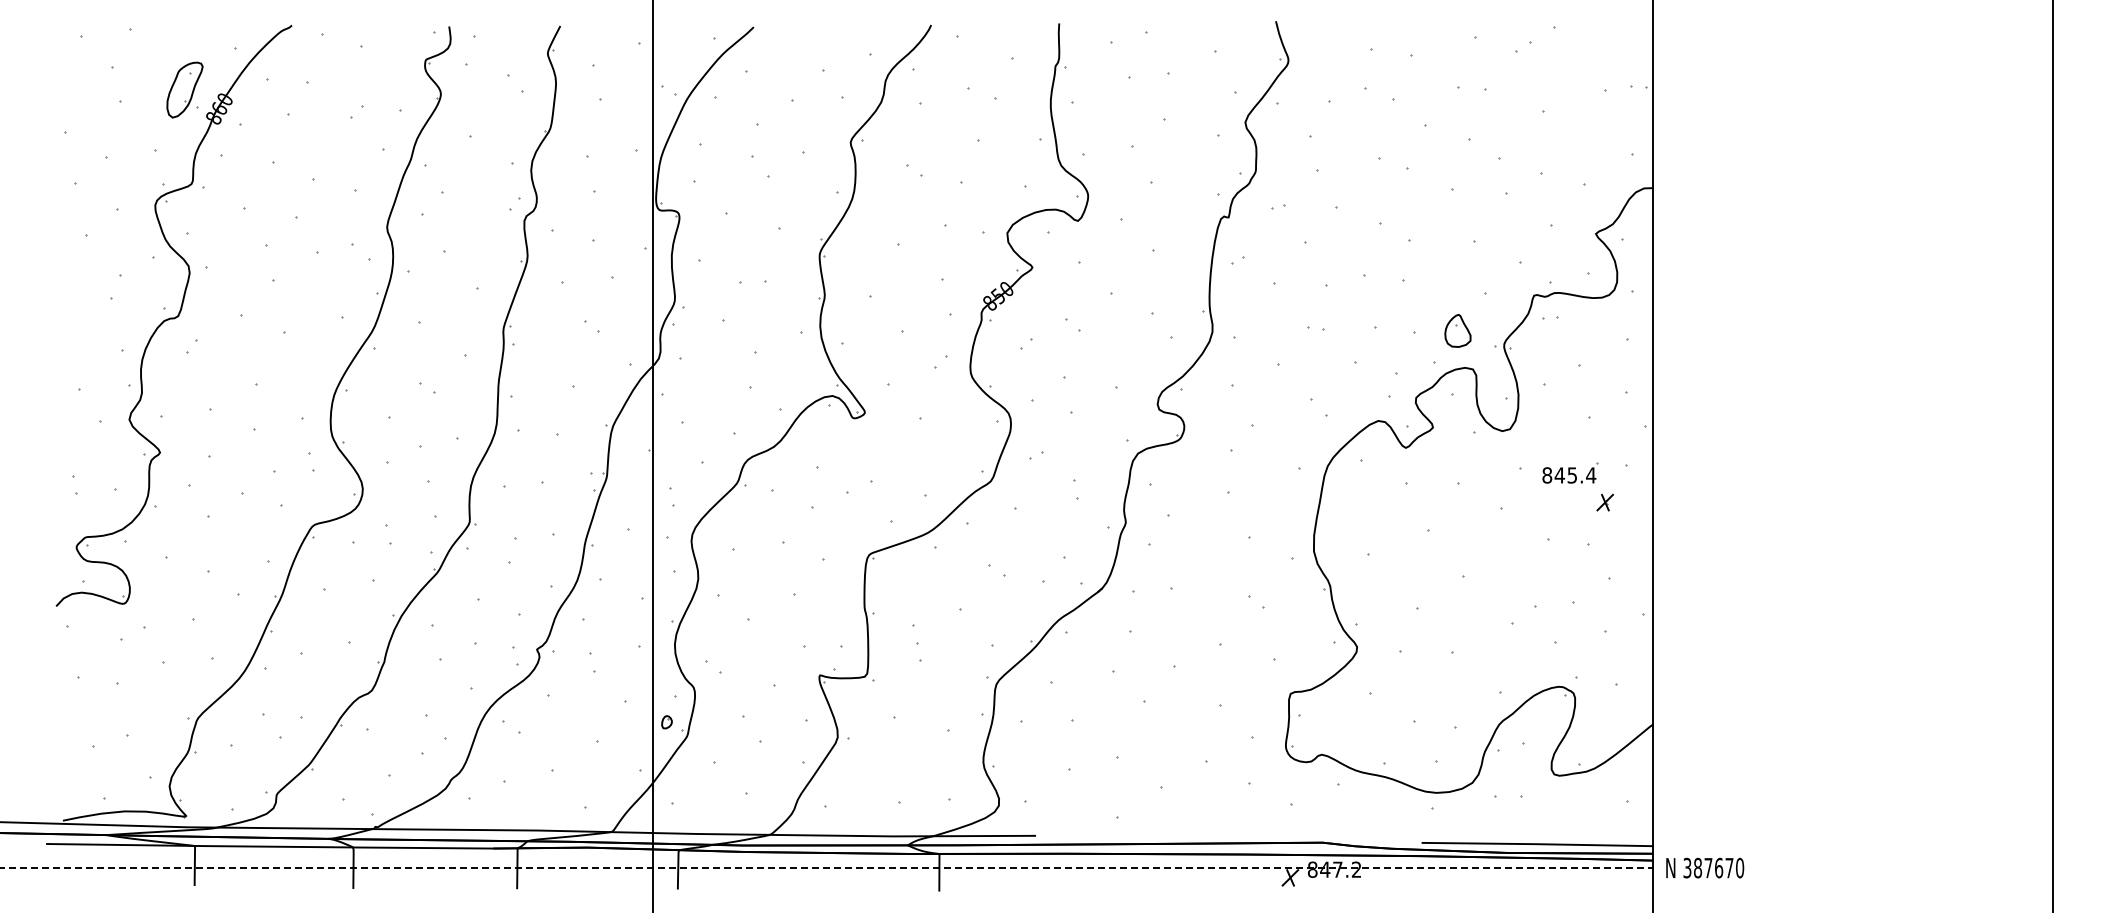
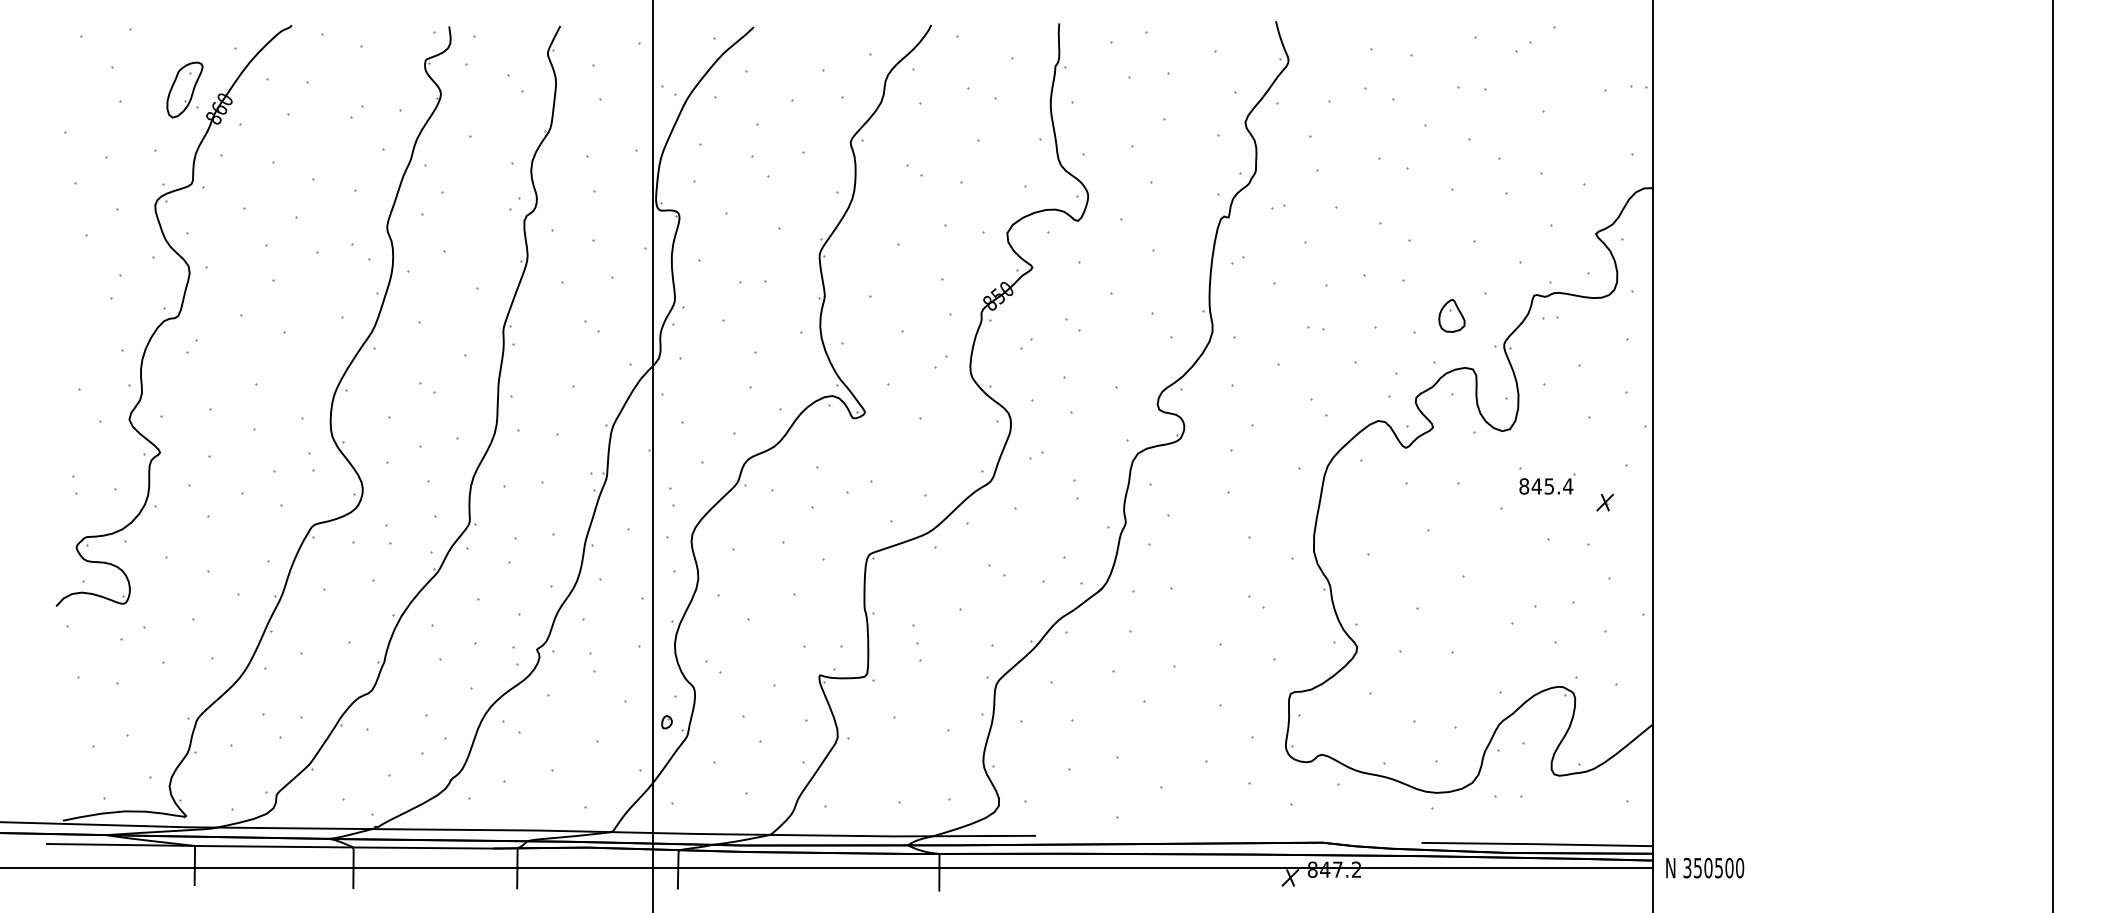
part position: (1457, 330) -> (1451, 315) (1451, 315)
part position: (1570, 472) -> (1547, 483) (1547, 483)
text: 387670 -> 350500 (1713, 867)
line: dashed -> solid (826, 868)
